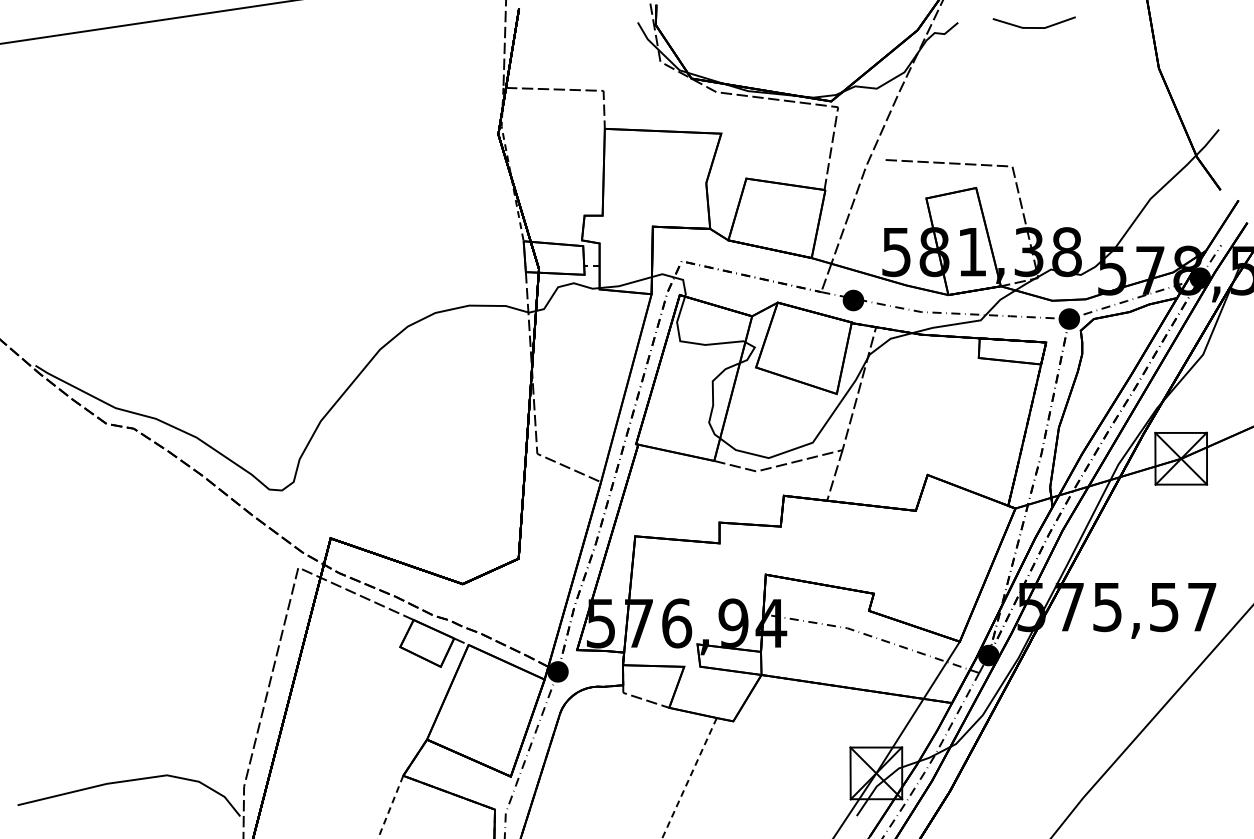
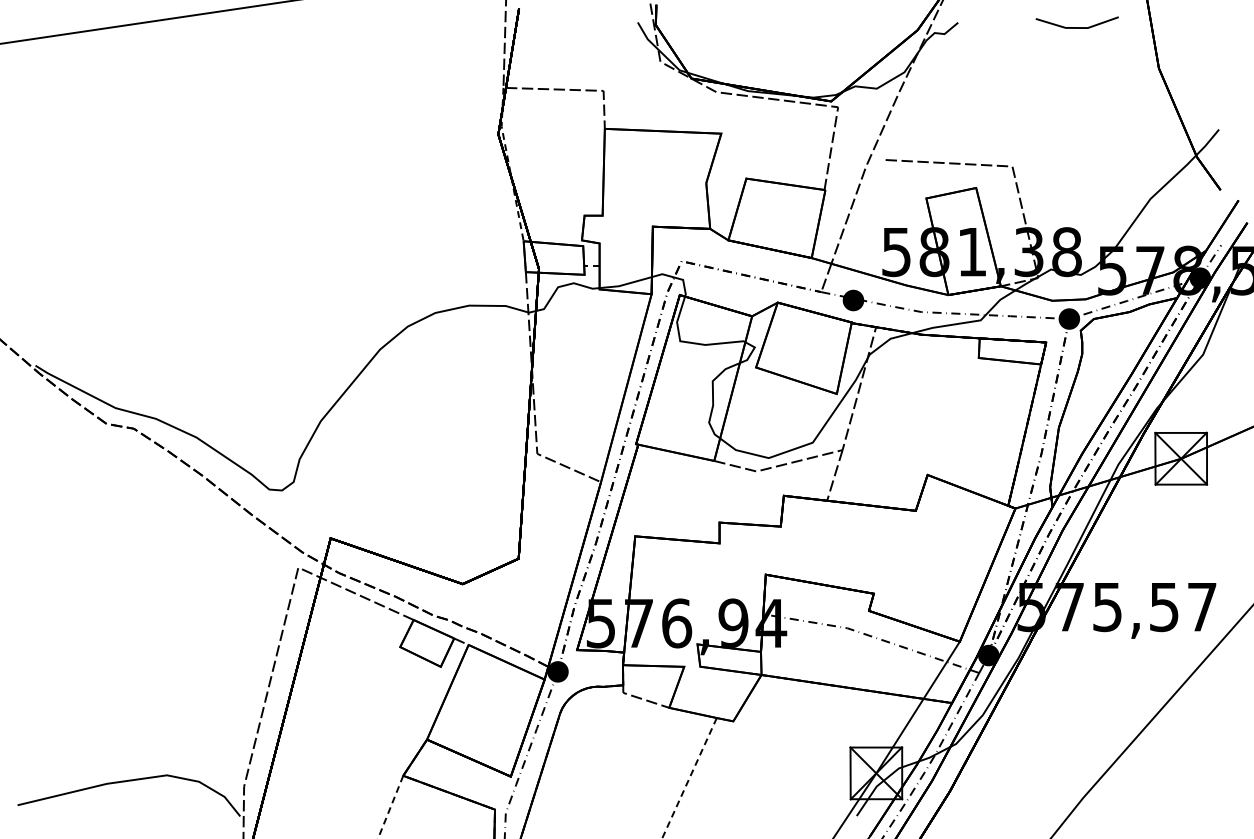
line position: (1033, 27) -> (1076, 27) (1076, 27)
